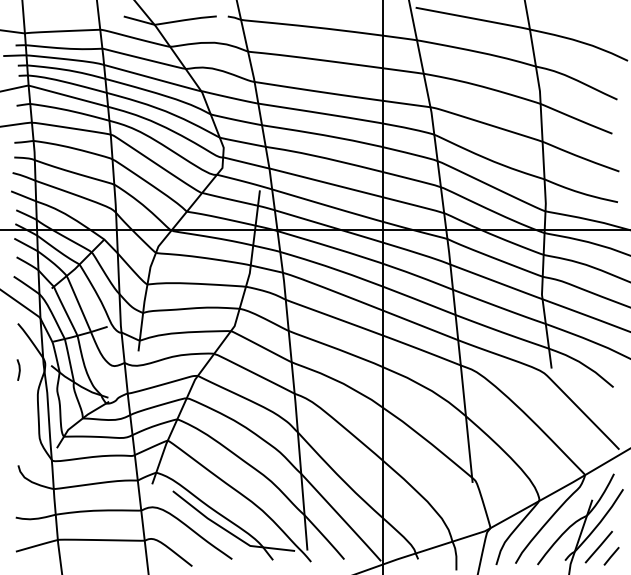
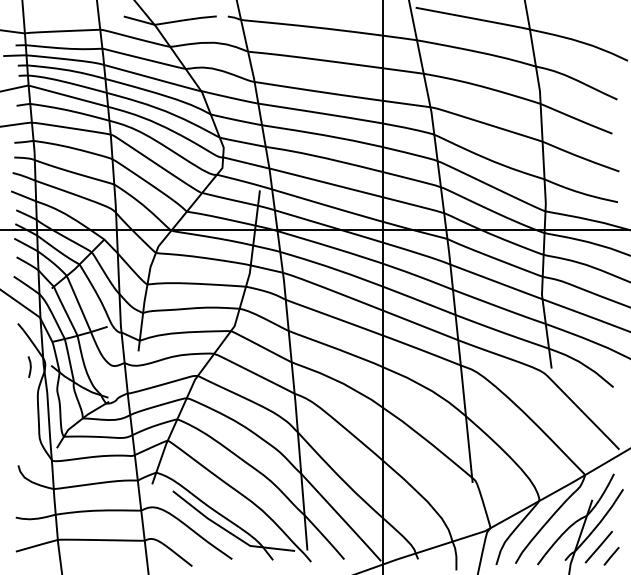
line position: (18, 369) -> (29, 366) (29, 366)
